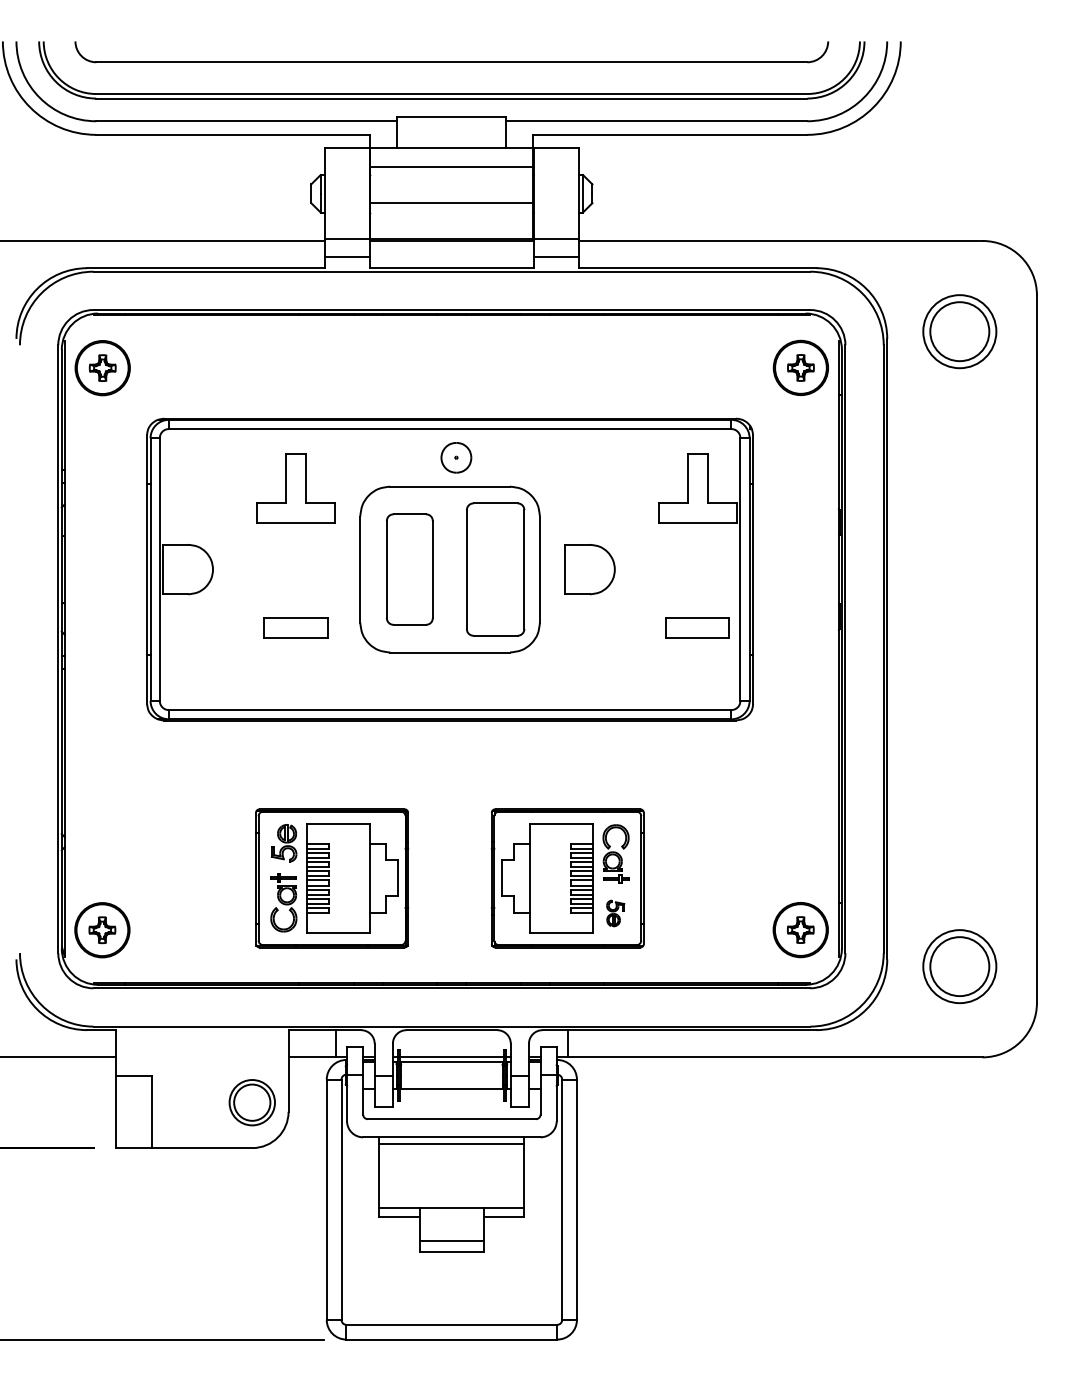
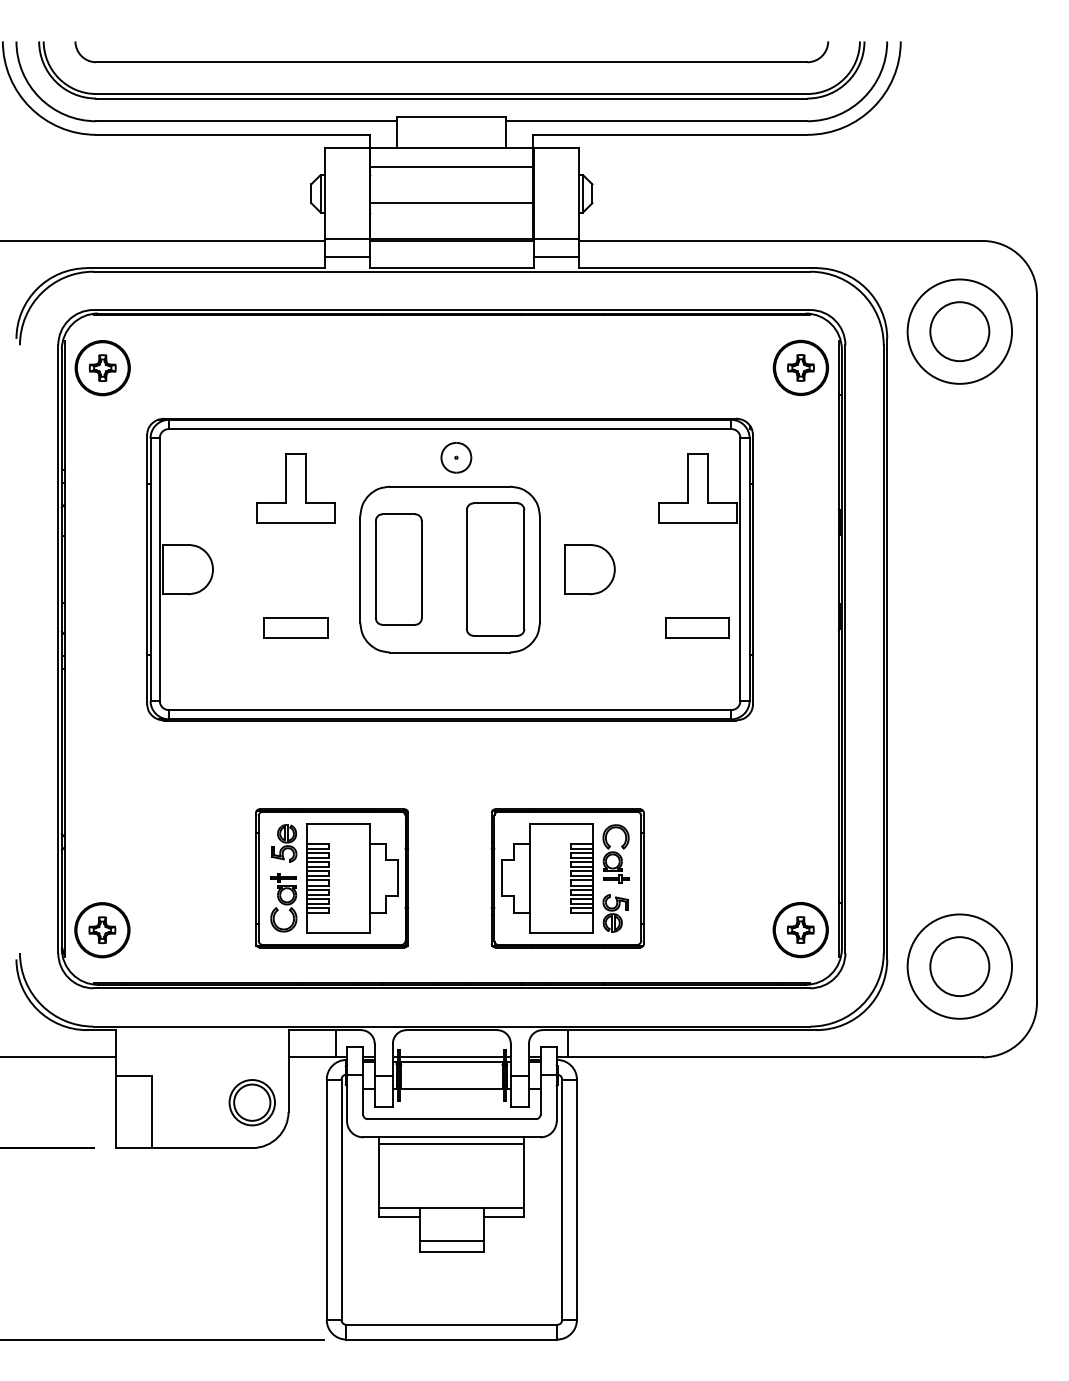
circle diameter: 73 px -> 104 px (959, 331)
part position: (409, 569) -> (398, 569) (398, 569)
part size: 20x29 px -> 27x39 px (615, 913)
circle diameter: 73 px -> 104 px (959, 966)
